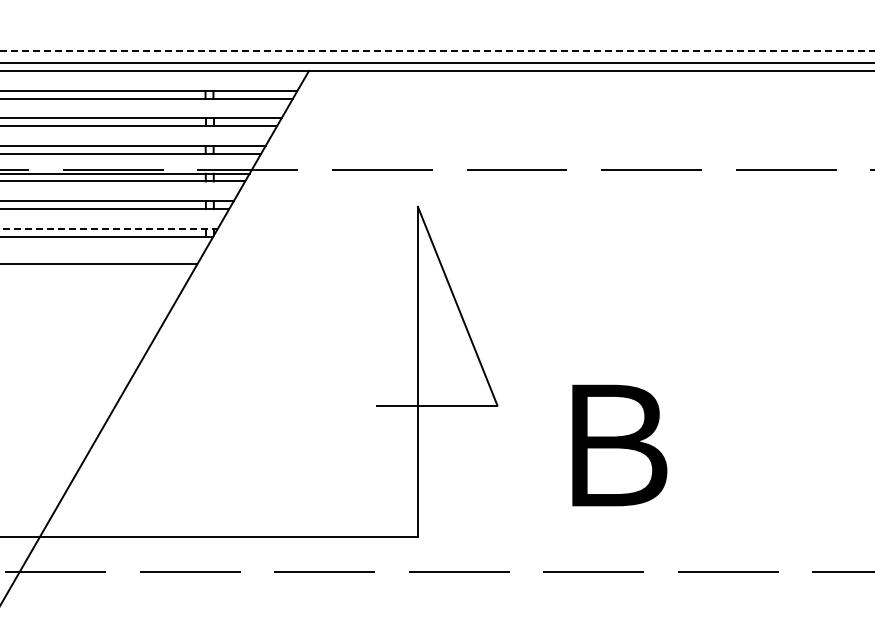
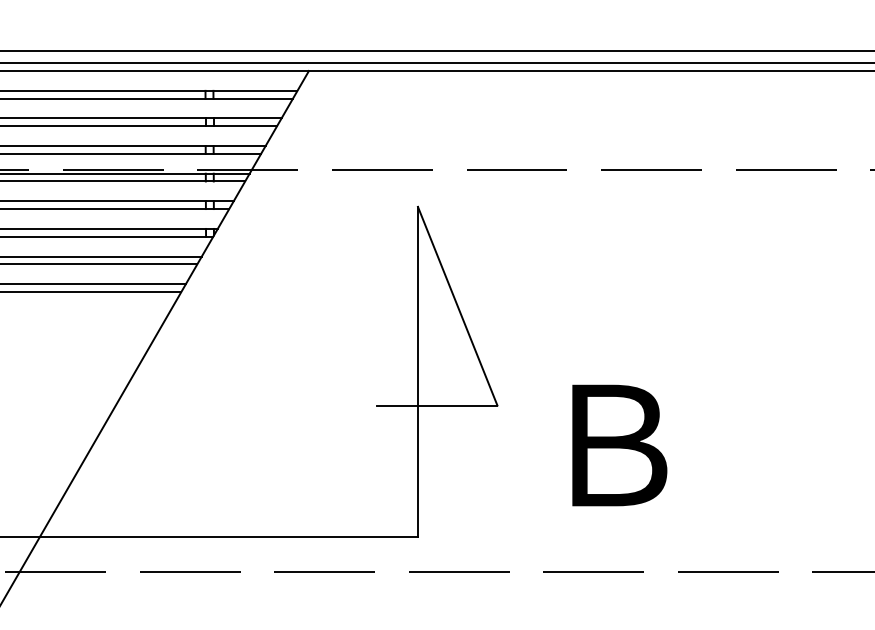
line: dashed -> solid (437, 51)
line: dashed -> solid (109, 228)
line: none -> present (101, 256)
line: none -> present (93, 284)
line: none -> present (91, 291)
